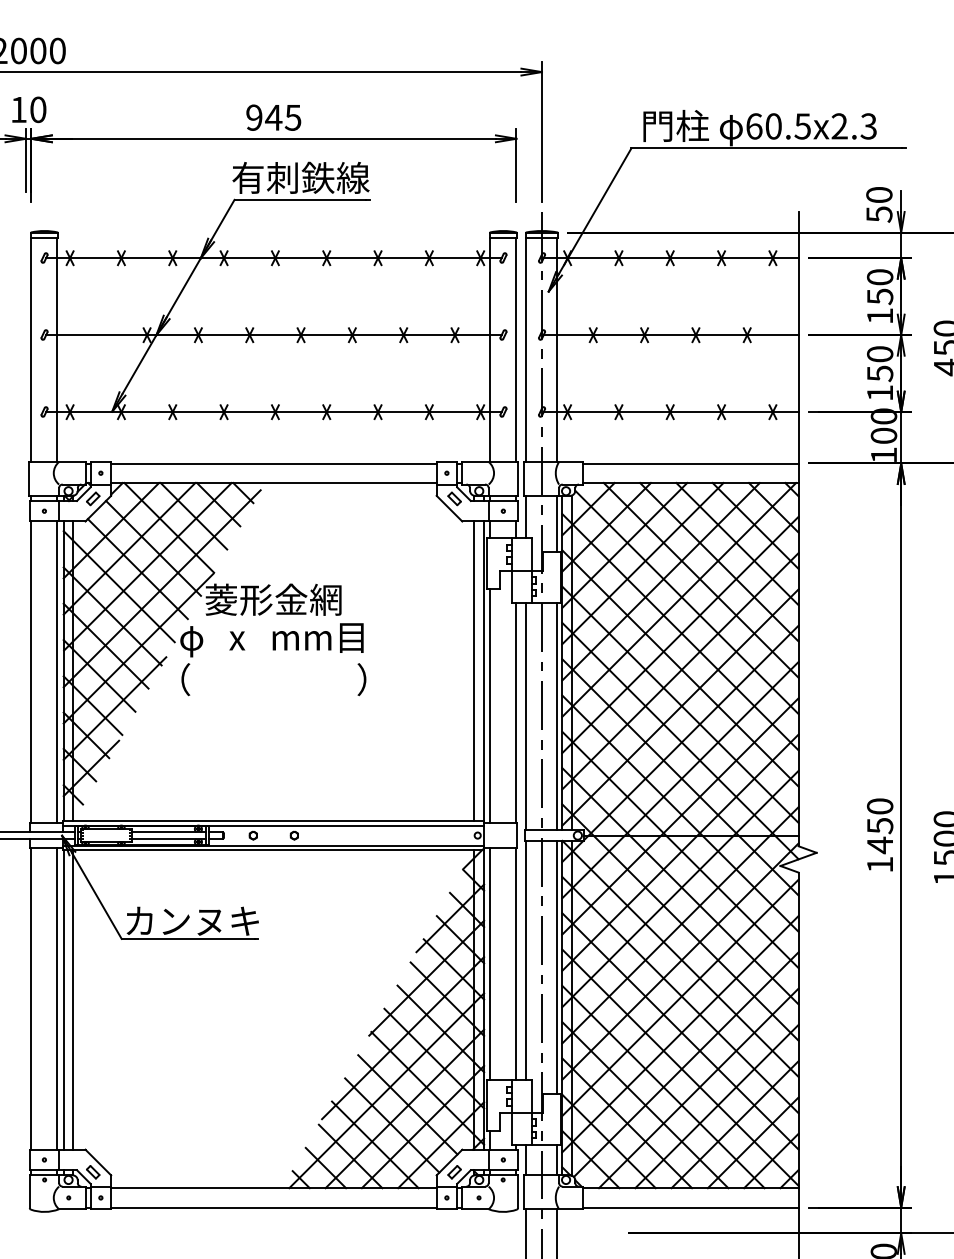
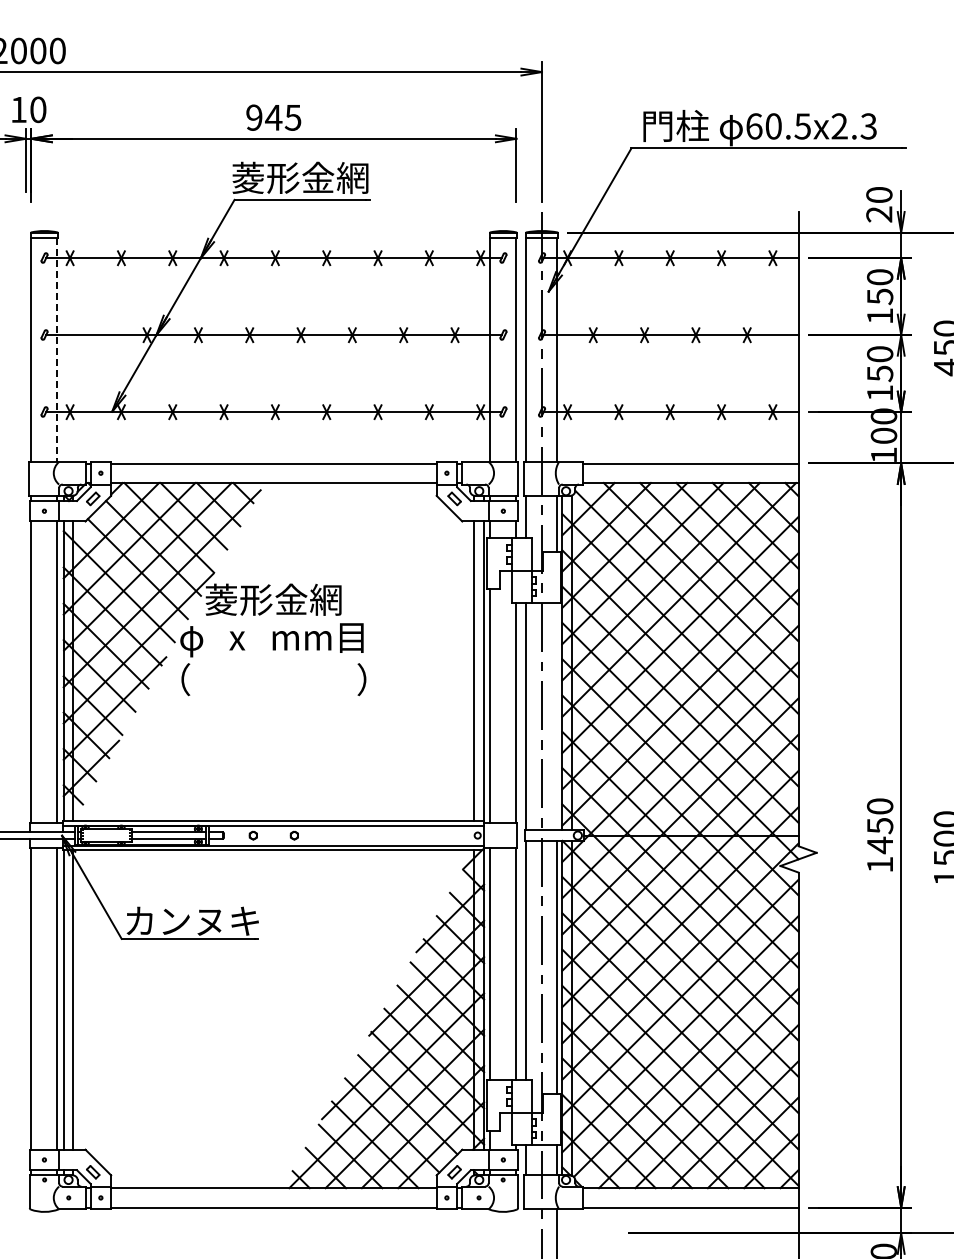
text: 有刺鉄線 -> 菱形金網 (300, 177)
text: 50 -> 20 (879, 214)
line: solid -> dashed (57, 350)
line: present -> none (557, 716)
line: present -> none (526, 1232)
